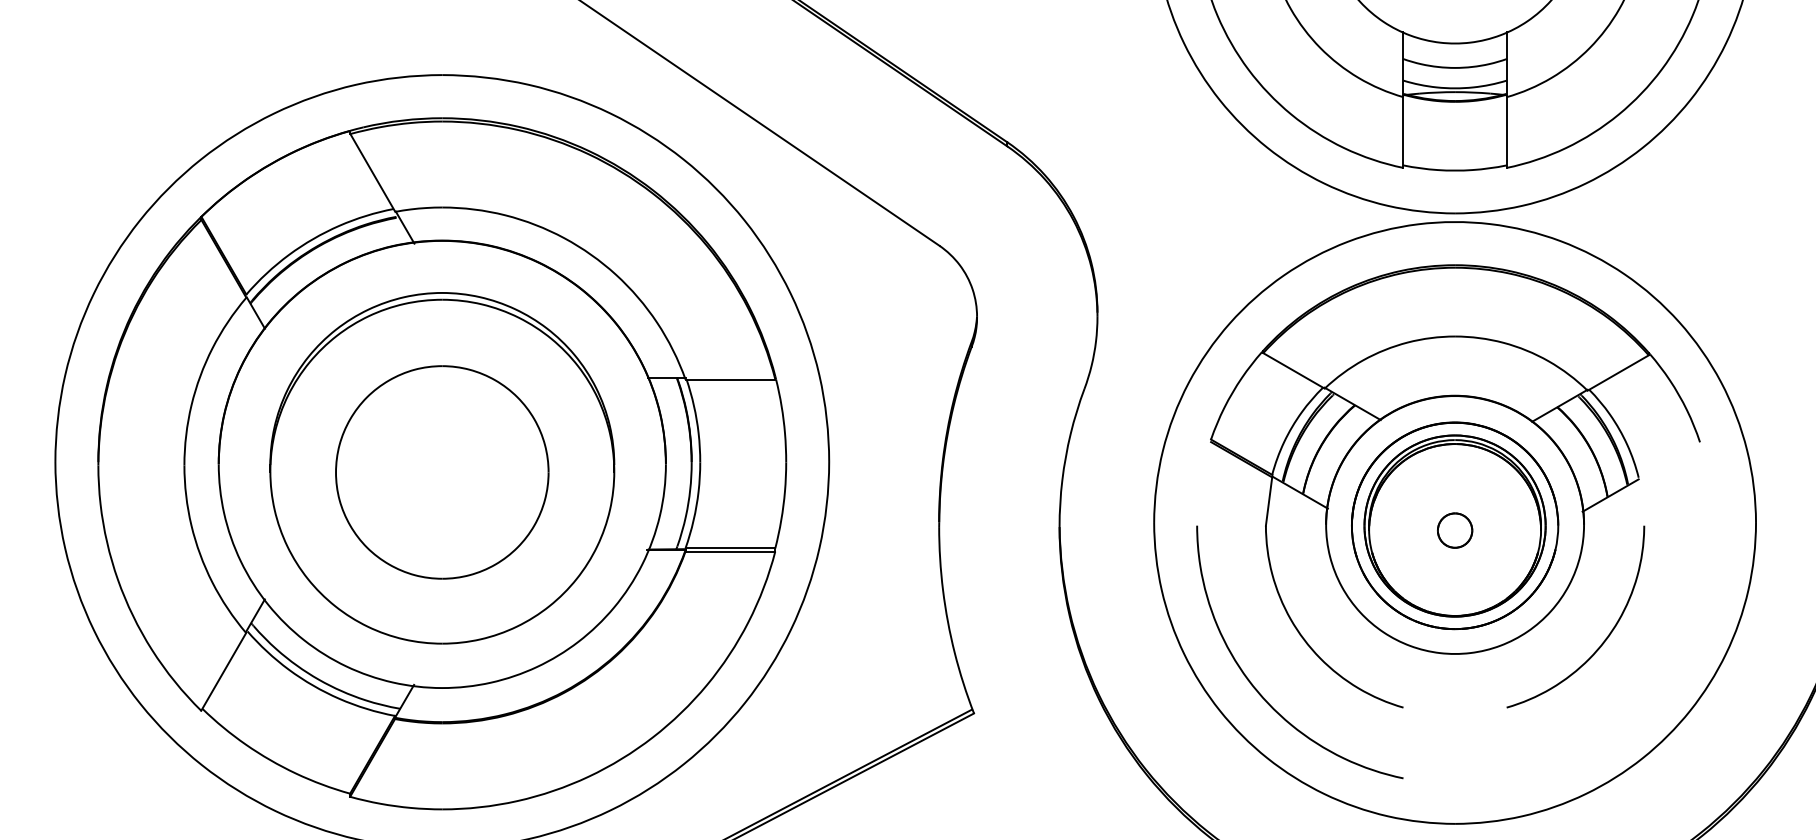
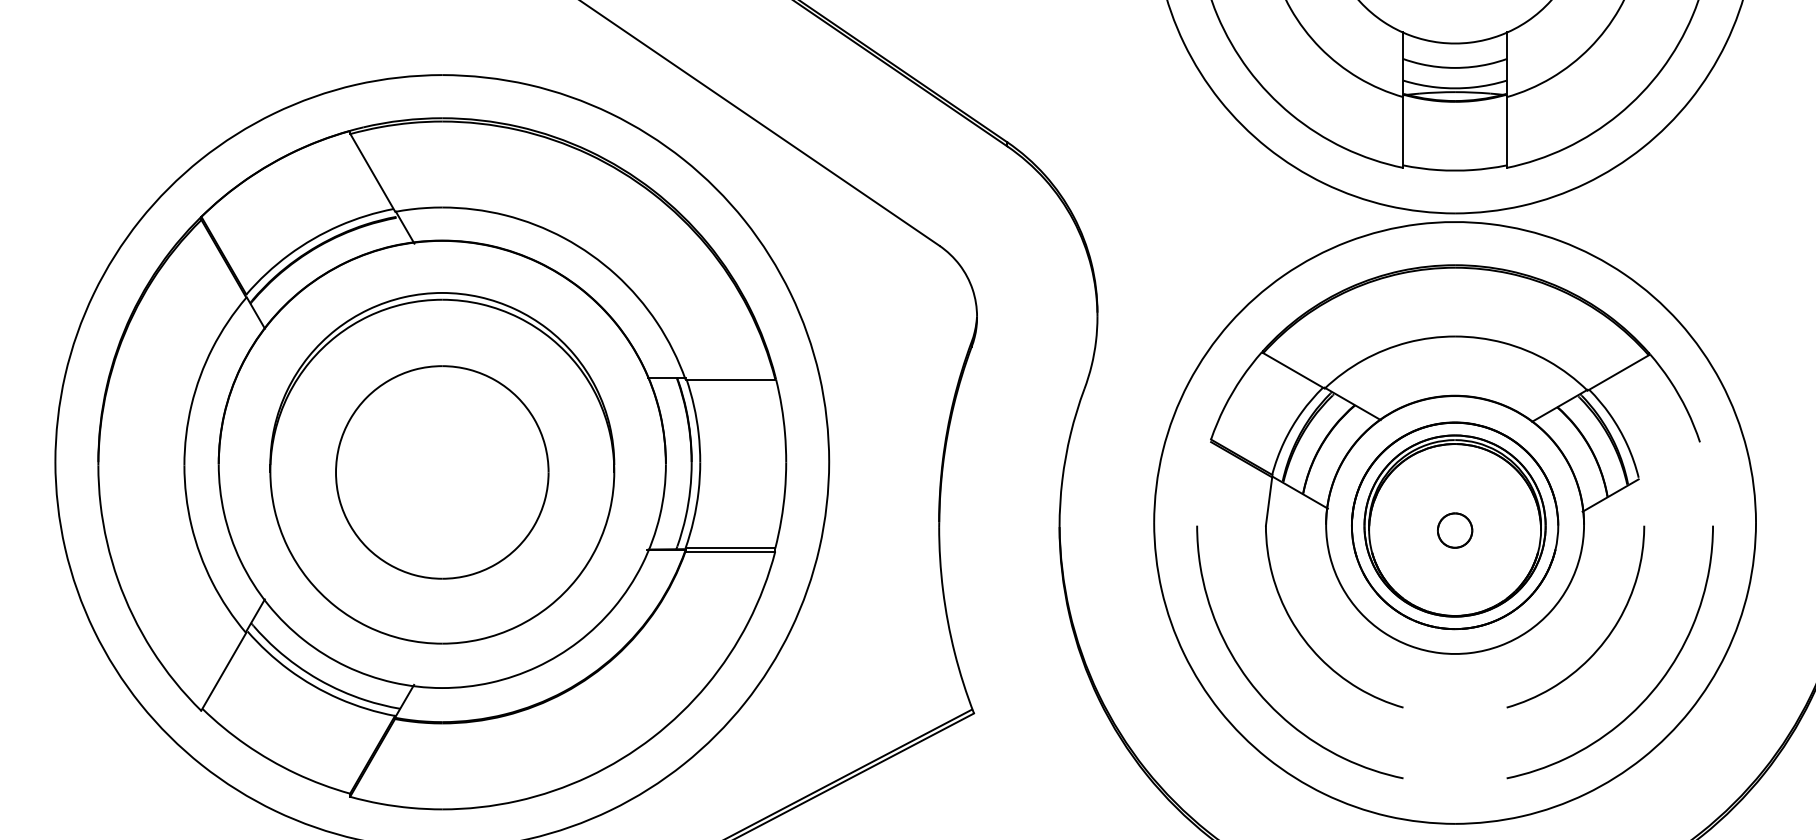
curve: none -> present (1653, 688)
